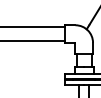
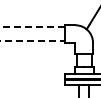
line: solid -> dashed (32, 26)
line: solid -> dashed (33, 41)
